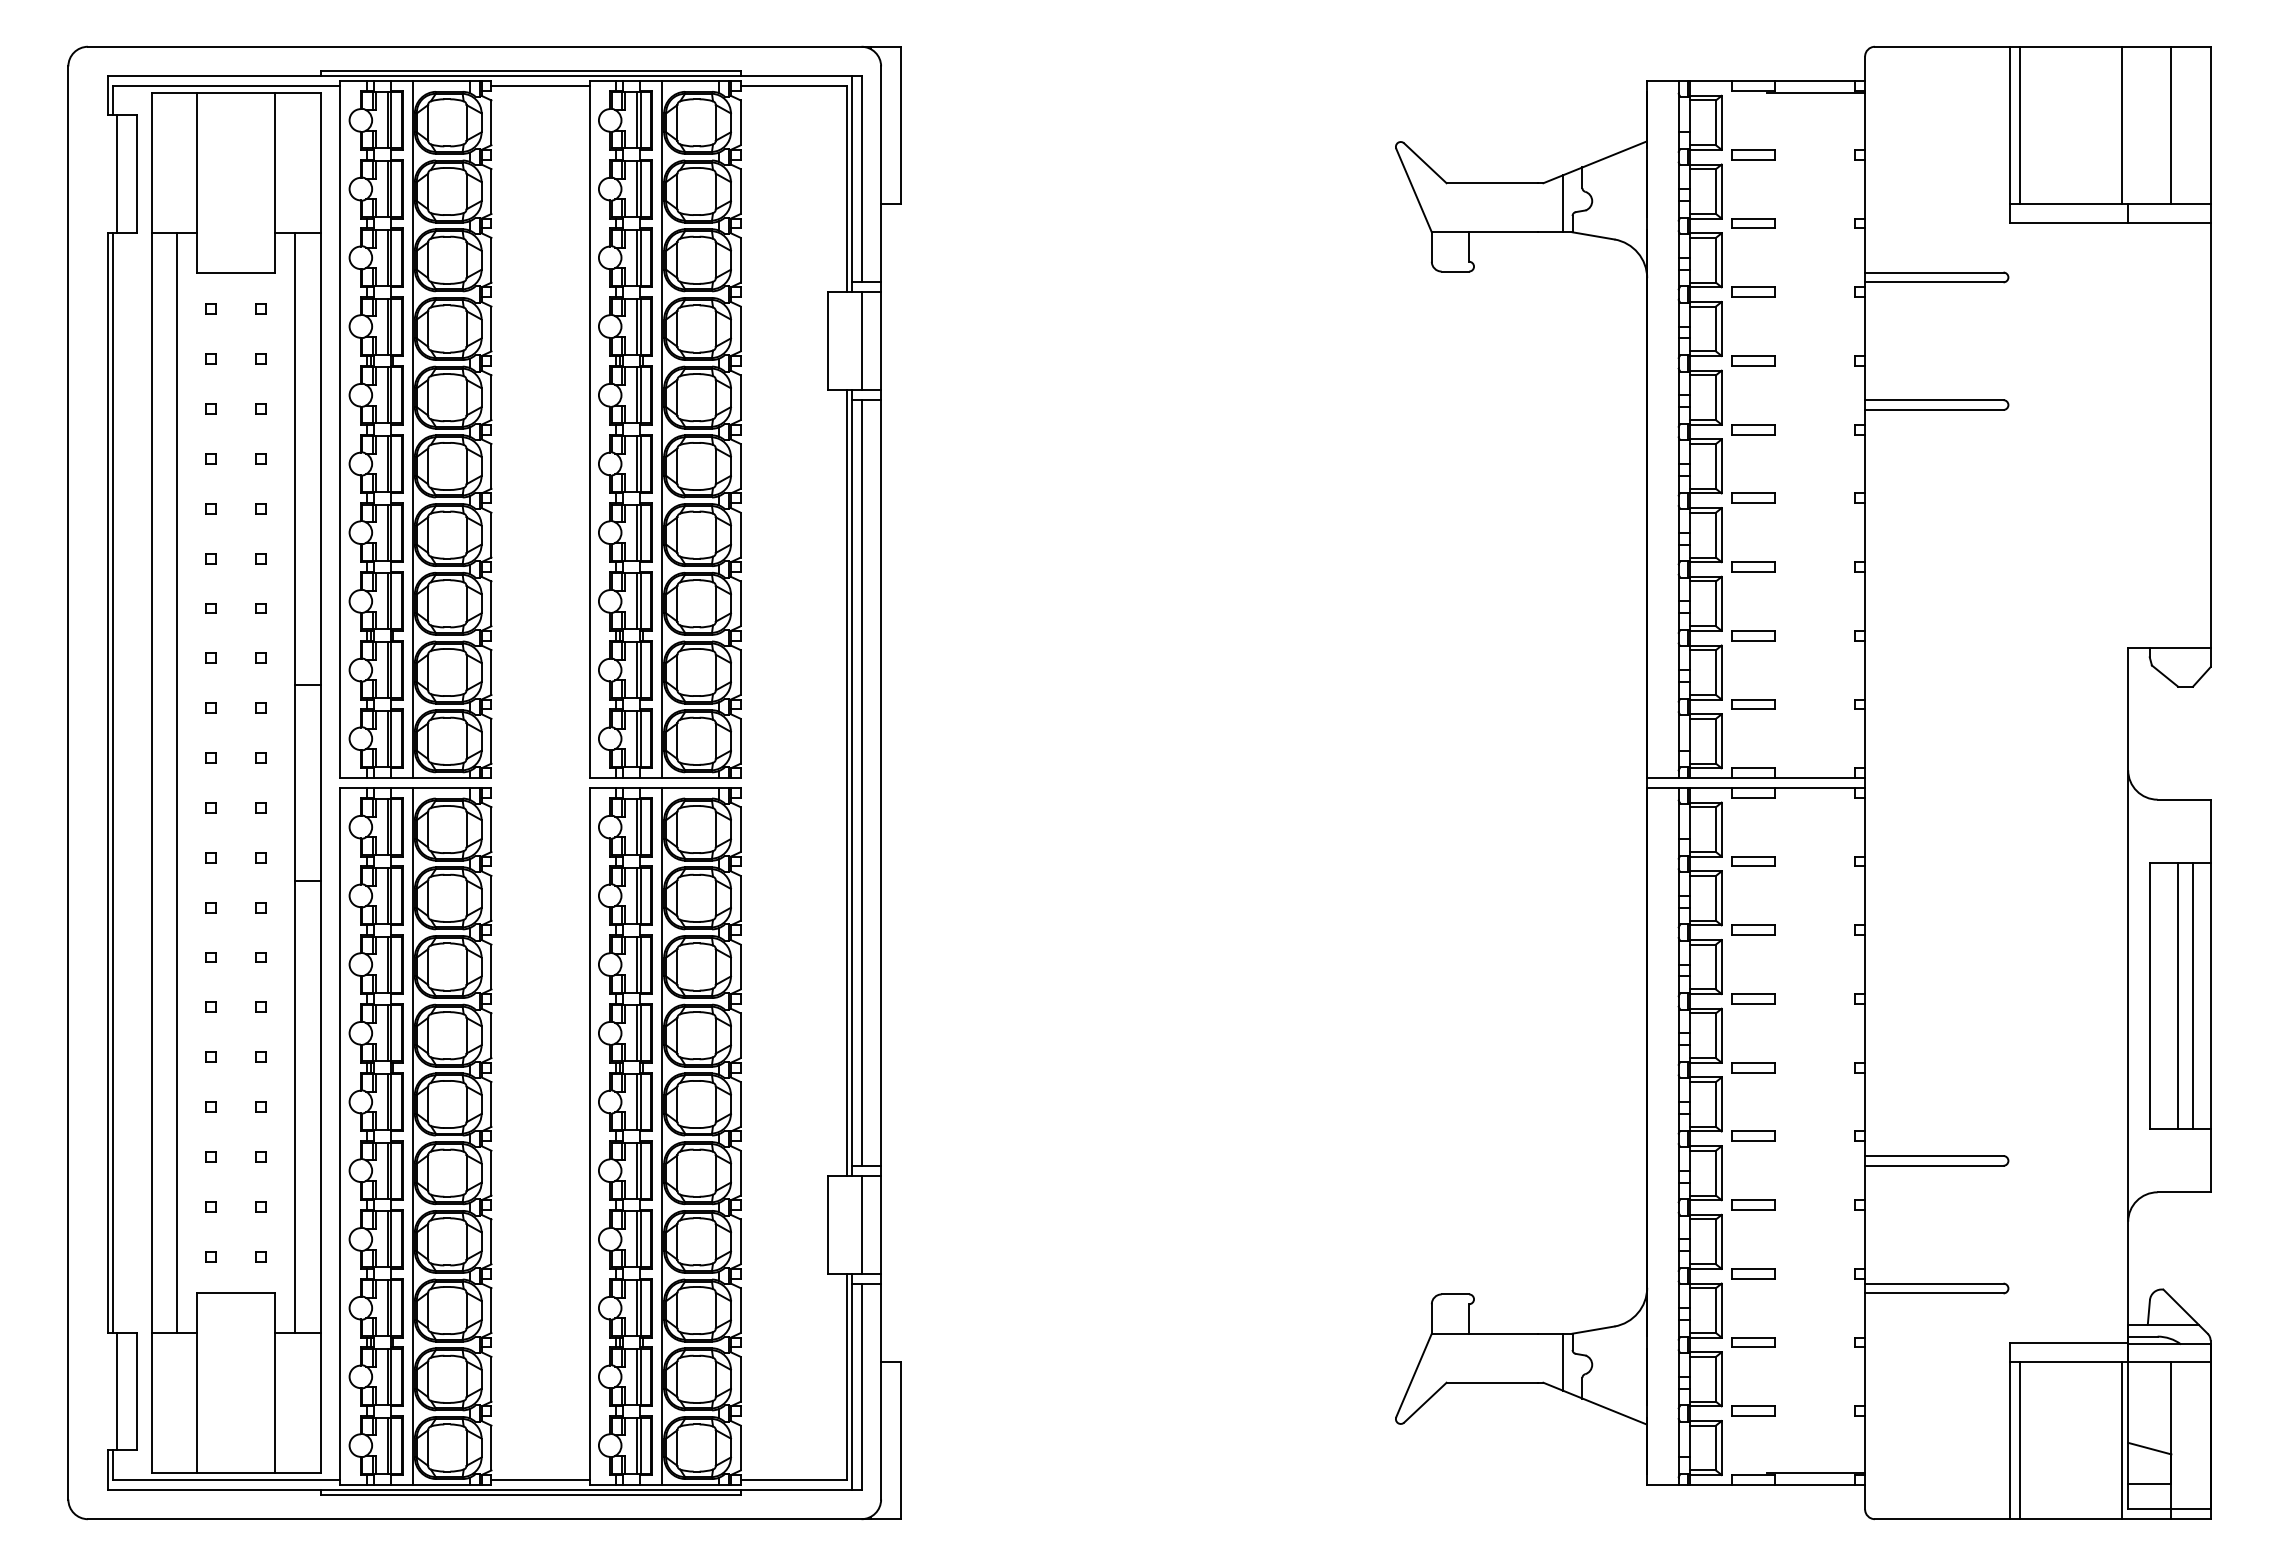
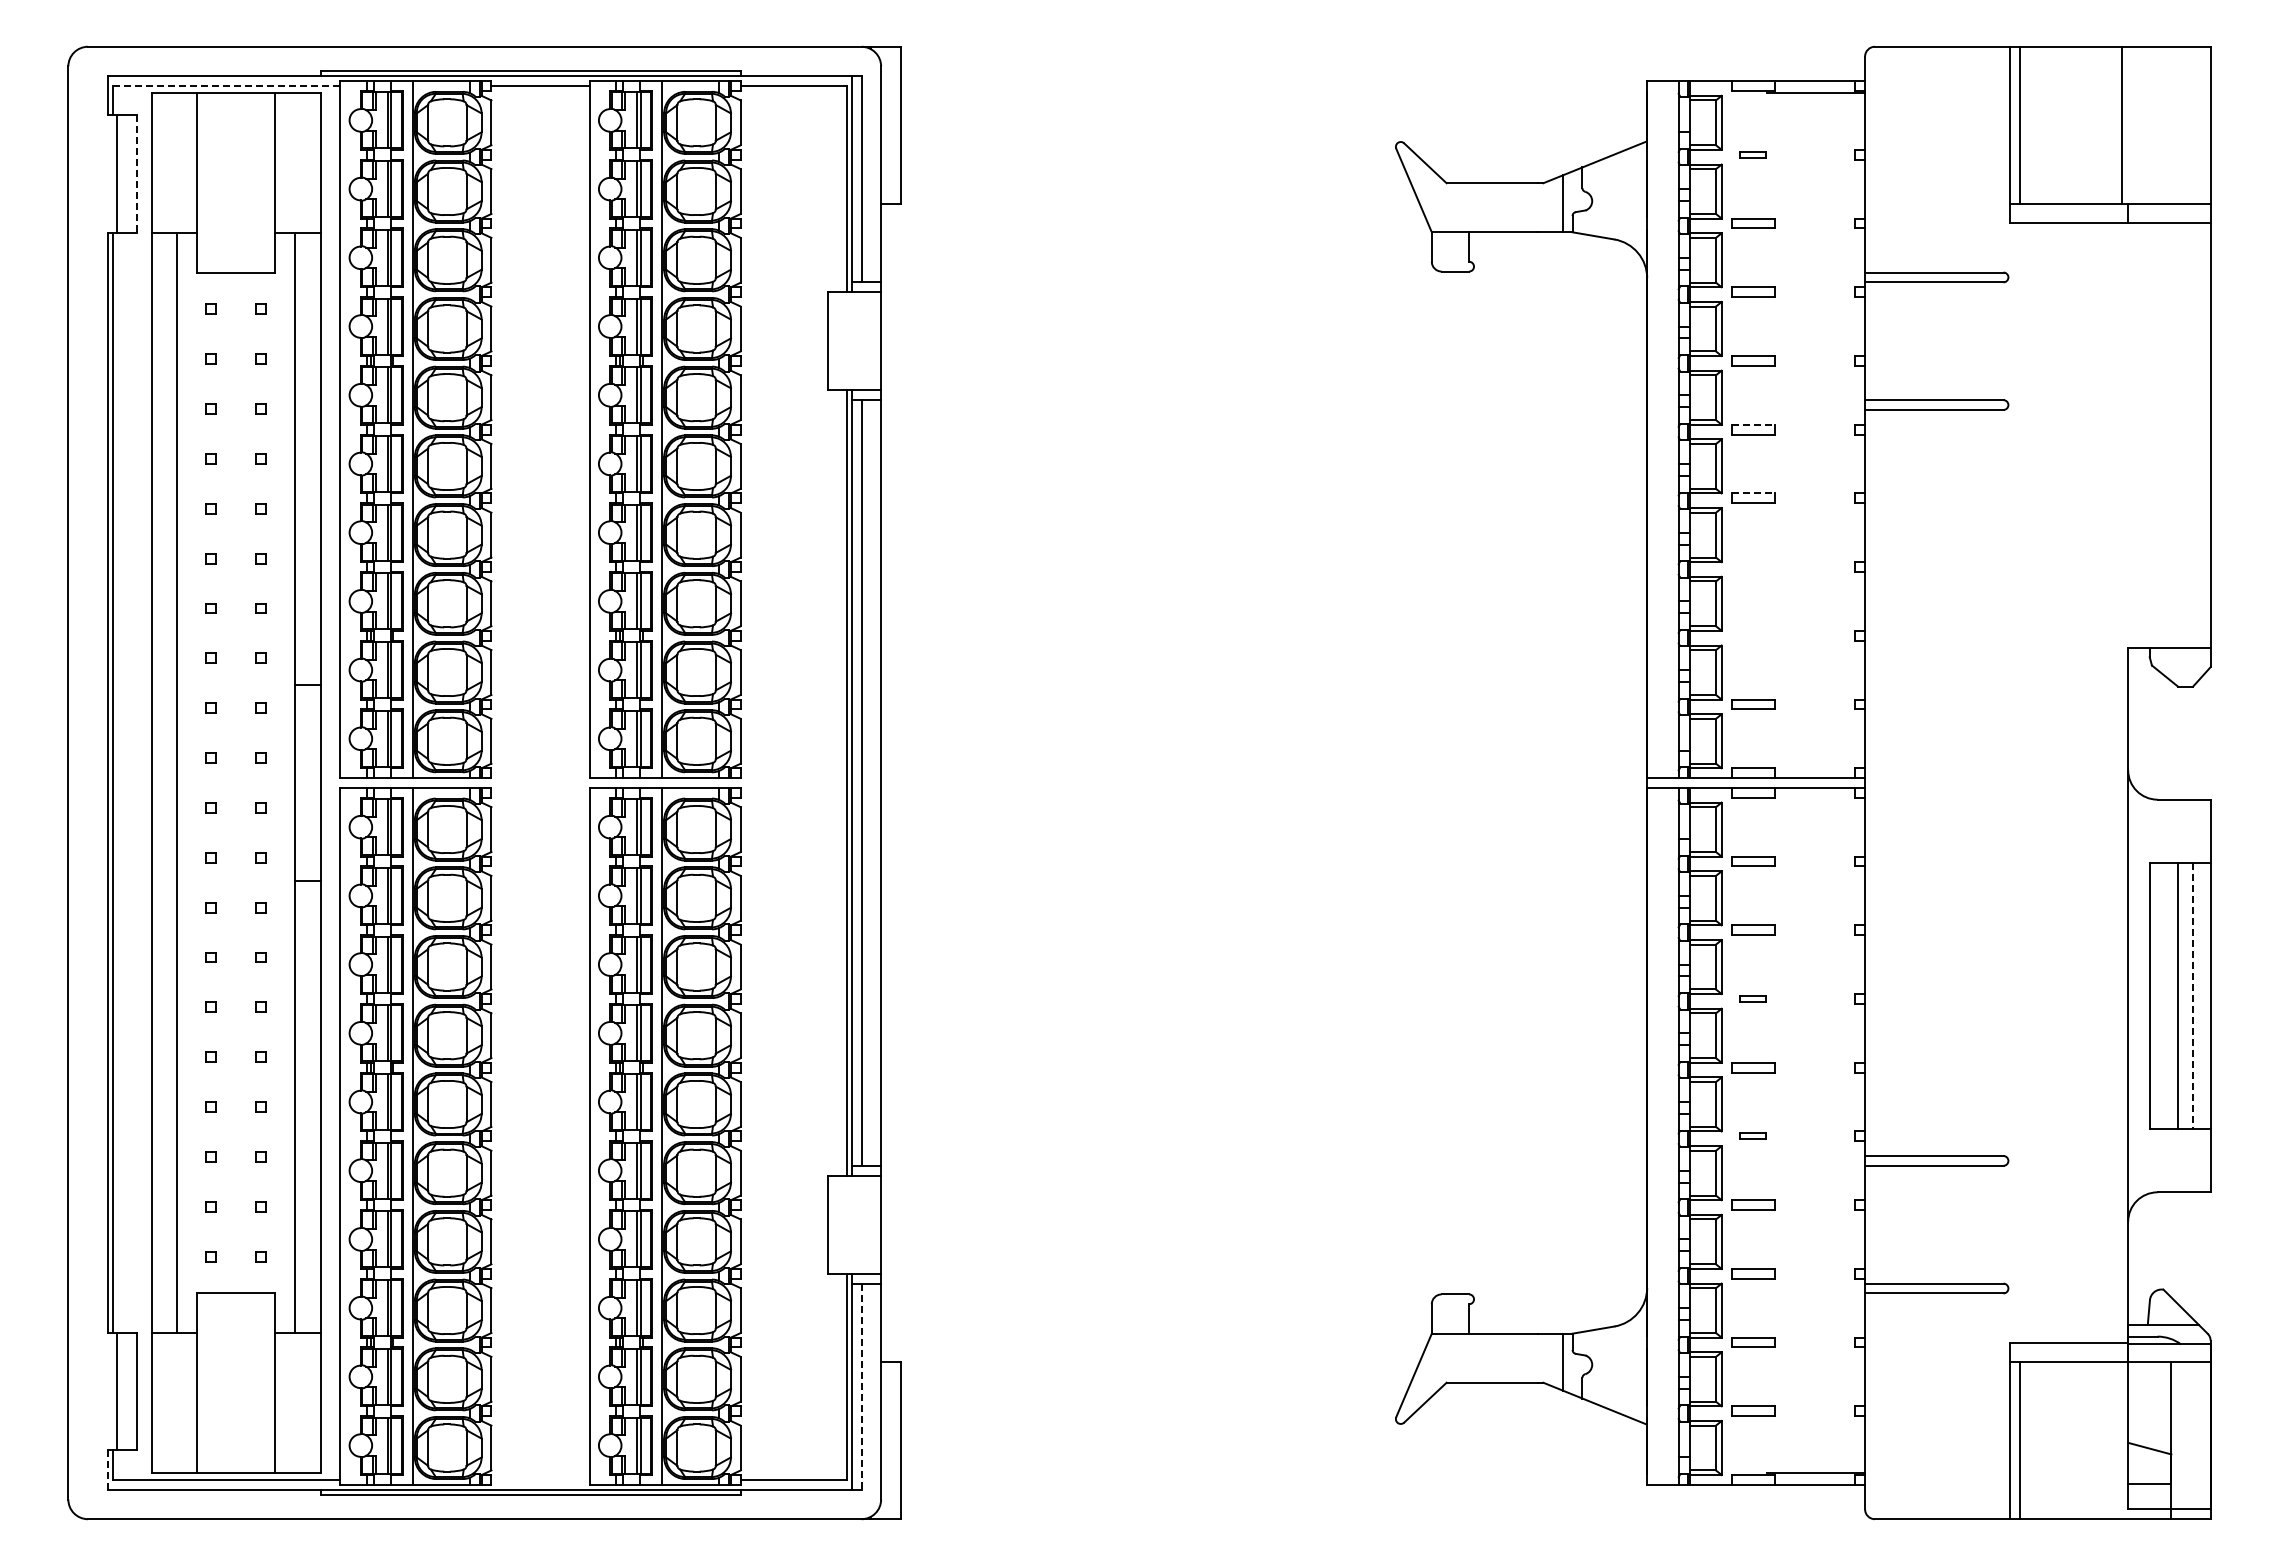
line: solid -> dashed (226, 86)
line: present -> none (2171, 124)
part size: 45x12 px -> 28x8 px (1752, 154)
line: solid -> dashed (137, 174)
line: present -> none (861, 341)
line: solid -> dashed (1753, 424)
line: solid -> dashed (1753, 493)
part: present -> none (1753, 566)
part: present -> none (1753, 635)
line: solid -> dashed (2192, 996)
part size: 45x12 px -> 28x8 px (1752, 998)
part size: 45x12 px -> 28x8 px (1752, 1135)
line: present -> none (861, 1224)
line: solid -> dashed (861, 1387)
line: present -> none (2122, 1440)
line: solid -> dashed (107, 1470)
line: present -> none (540, 1479)
